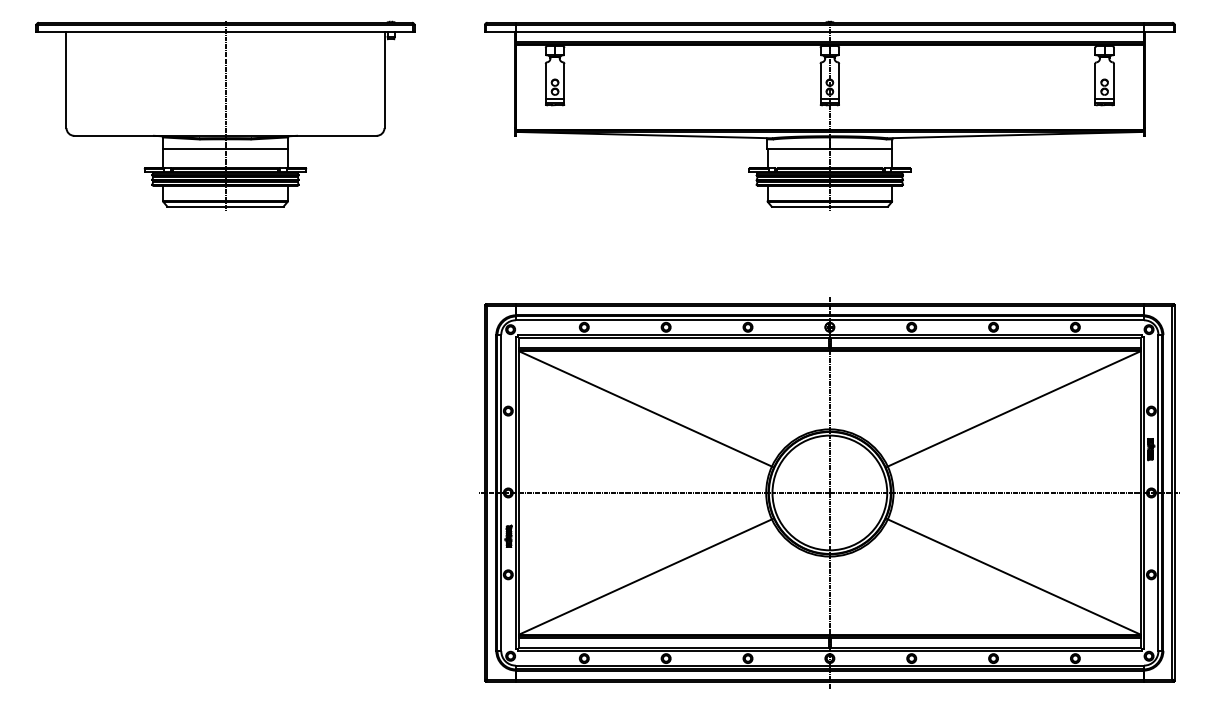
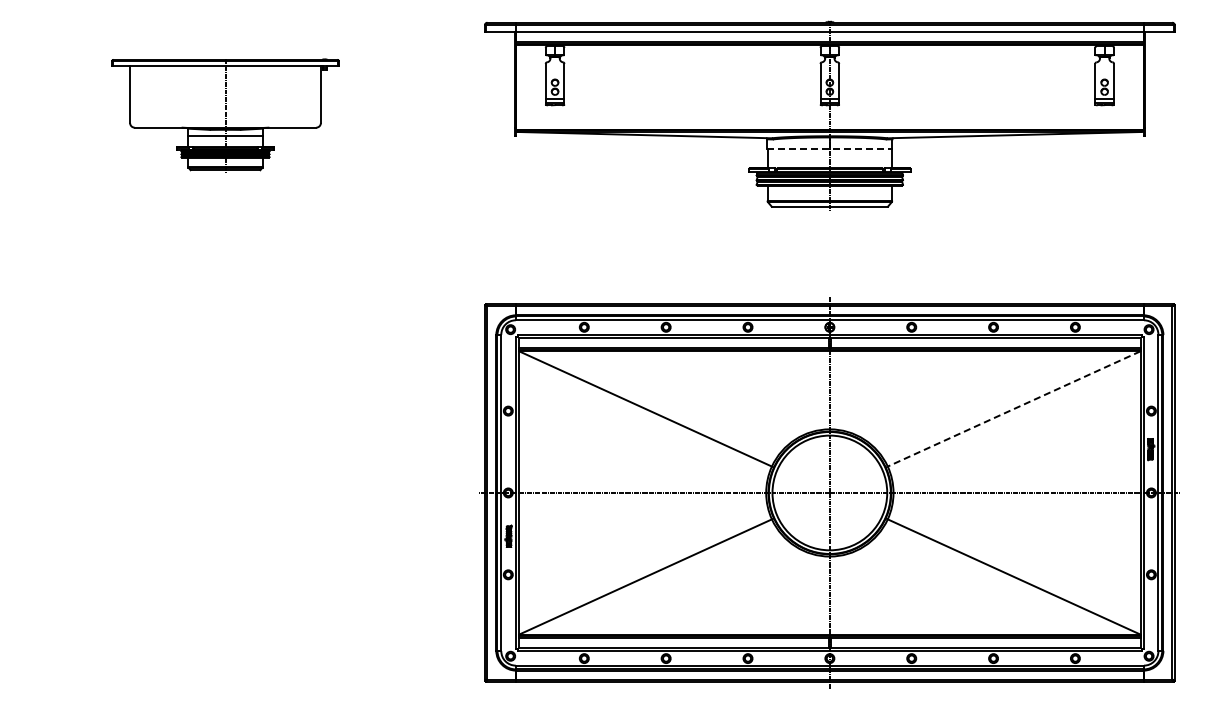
part size: 381x191 px -> 229x115 px (225, 115)
line: solid -> dashed (829, 149)
line: solid -> dashed (1014, 408)
